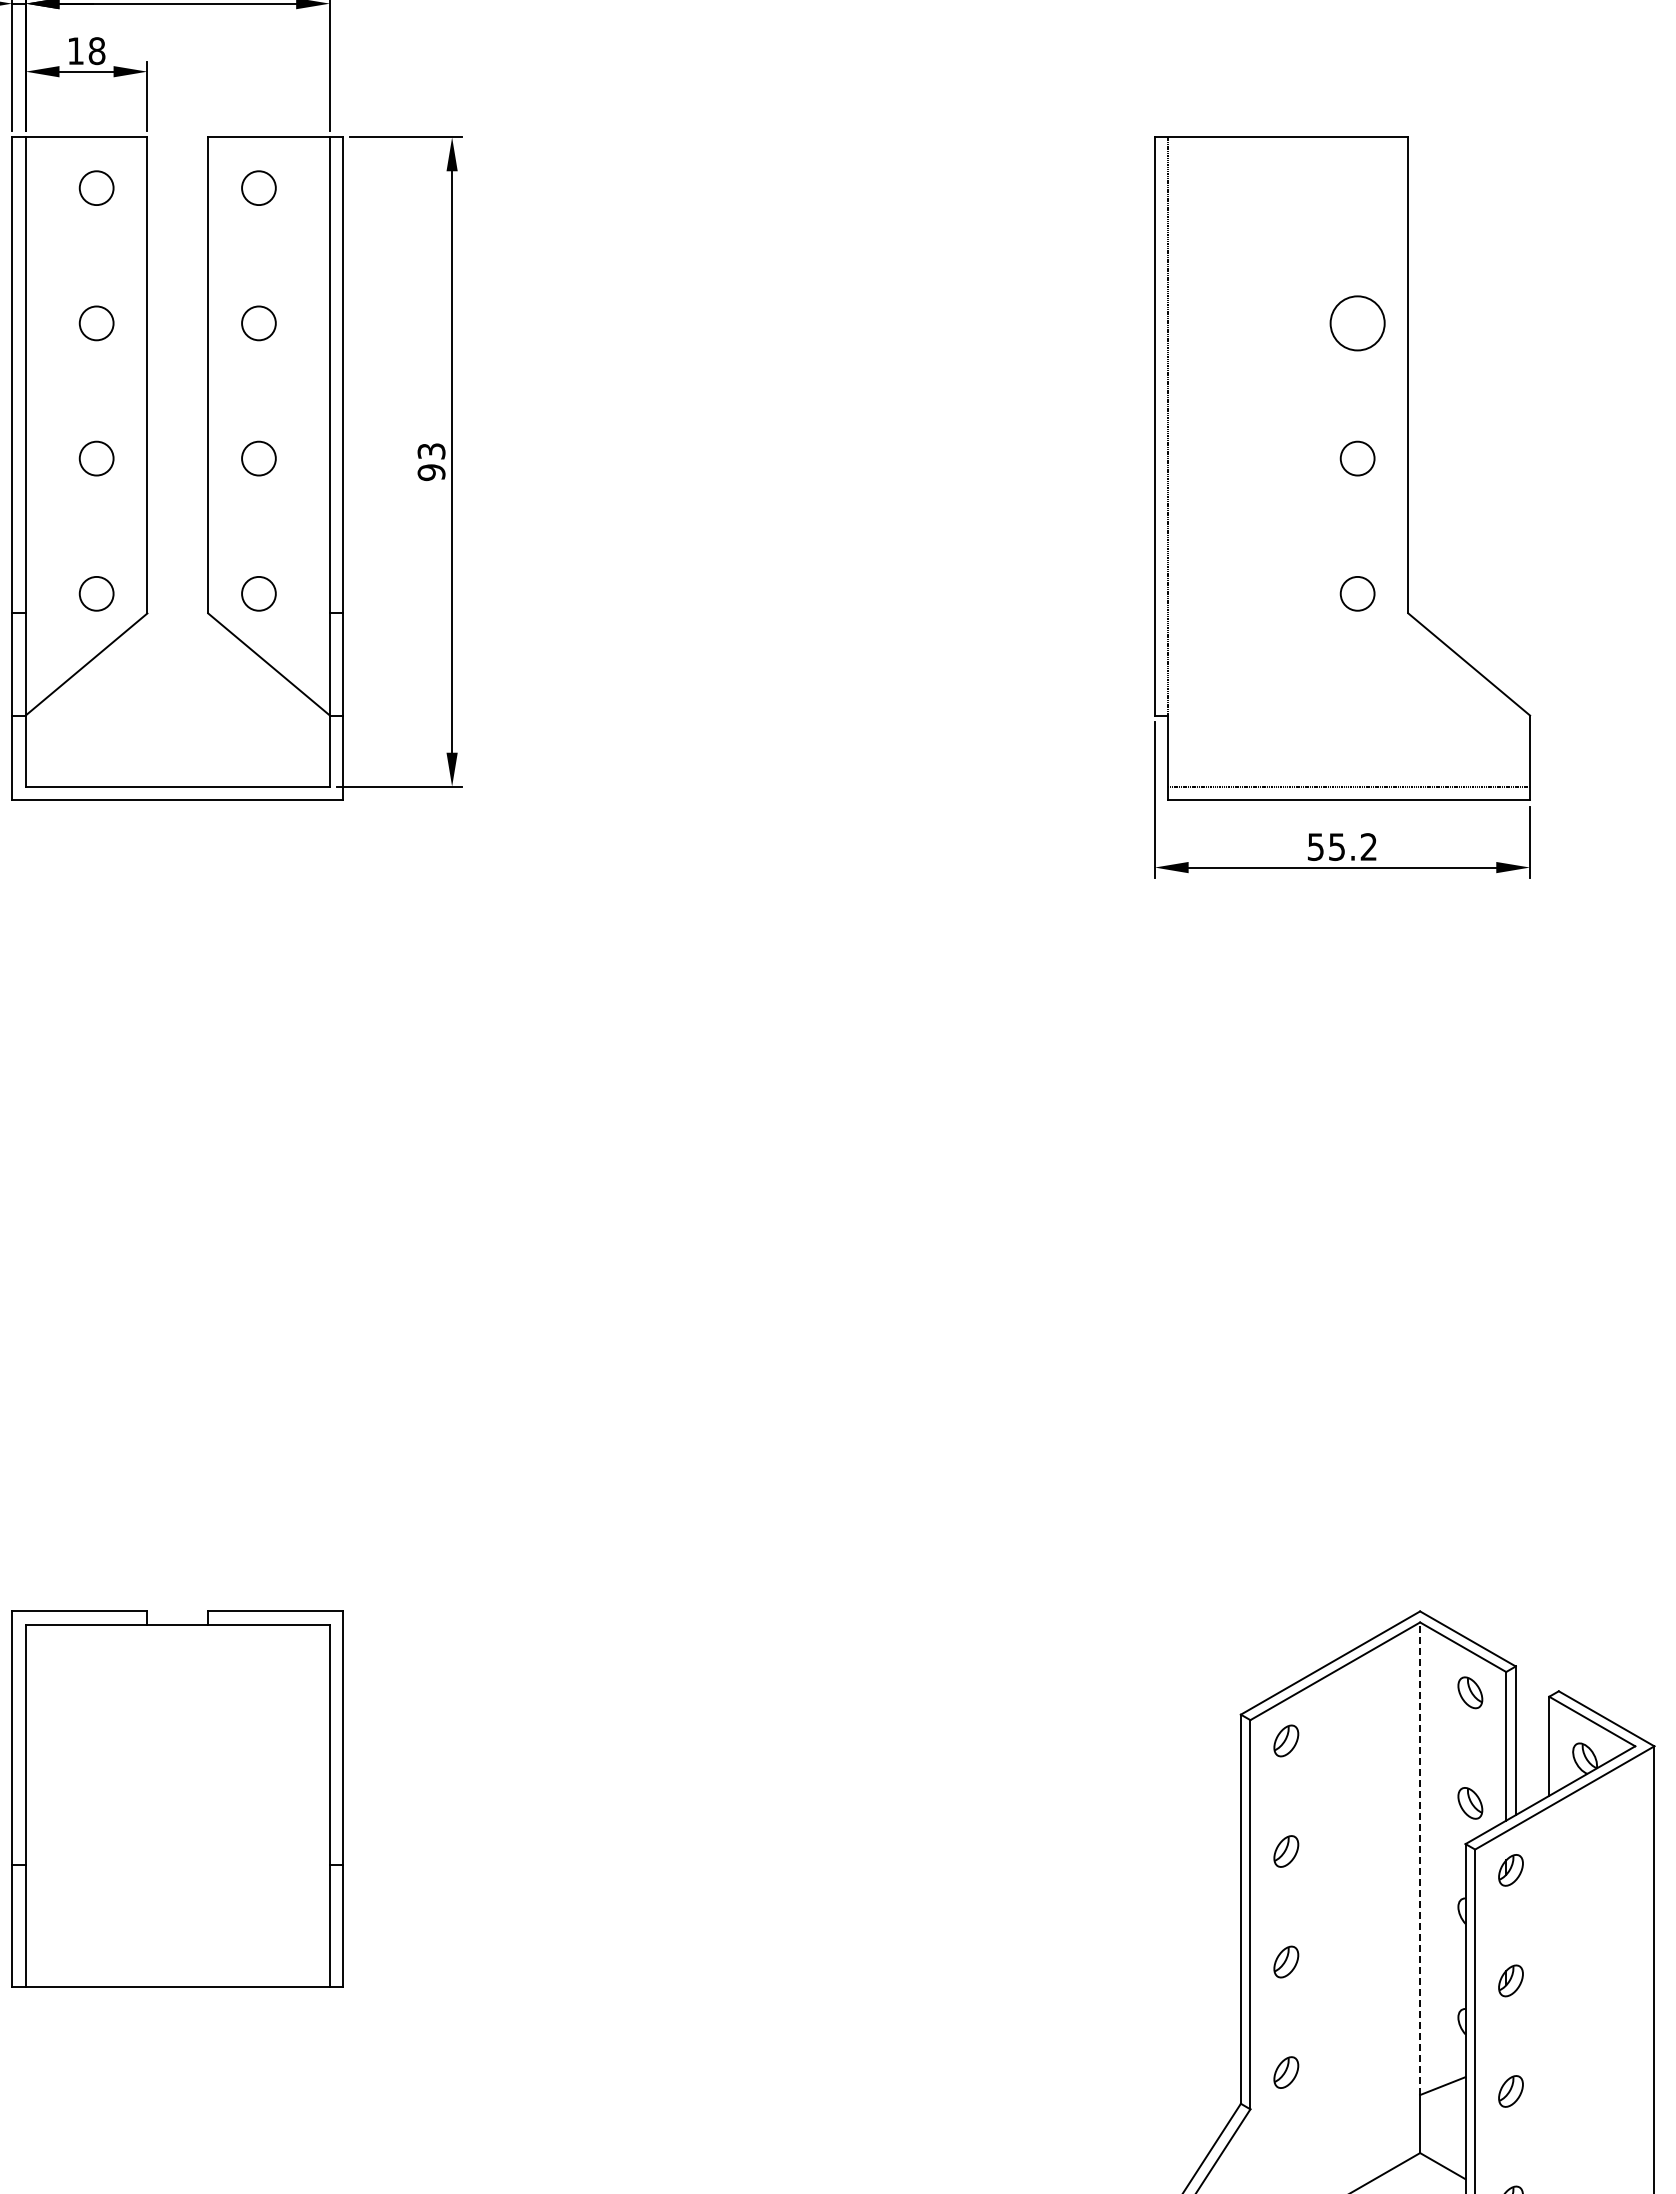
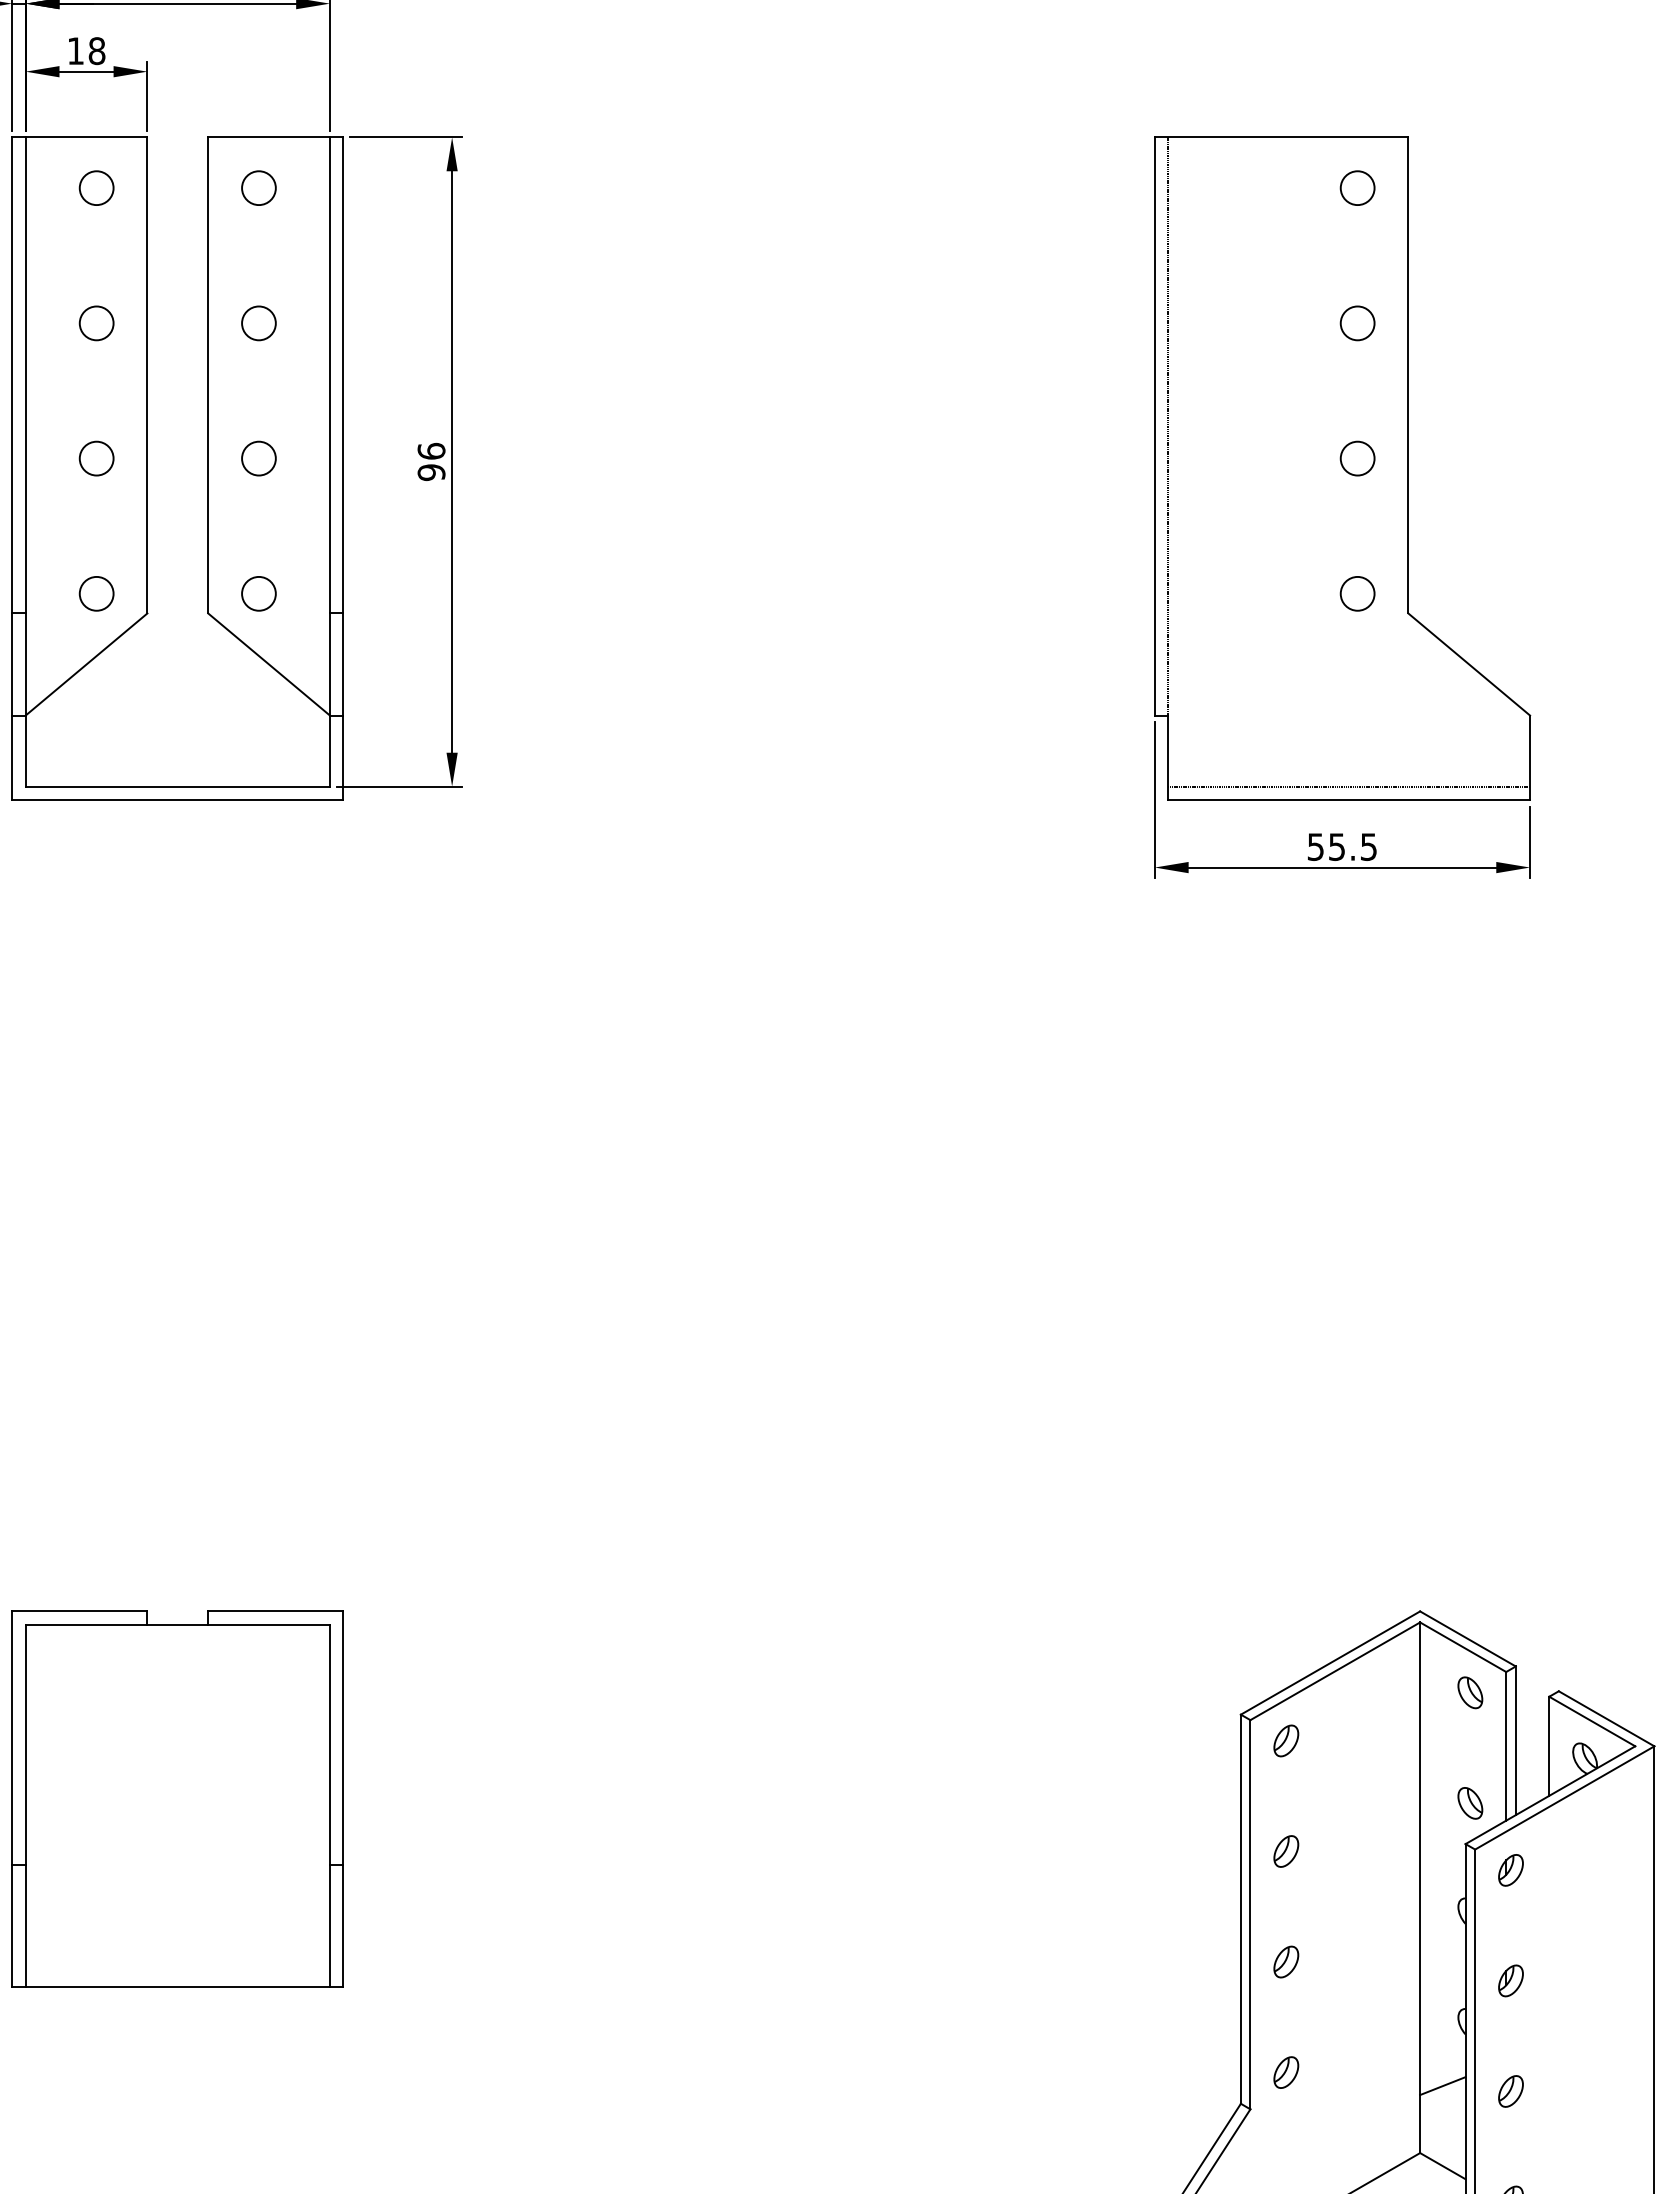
circle: none -> present (1357, 187)
circle diameter: 54 px -> 34 px (1357, 323)
text: 93 -> 96 (431, 450)
text: 55.2 -> 55.5 (1368, 846)
line: dashed -> solid (1420, 1858)
